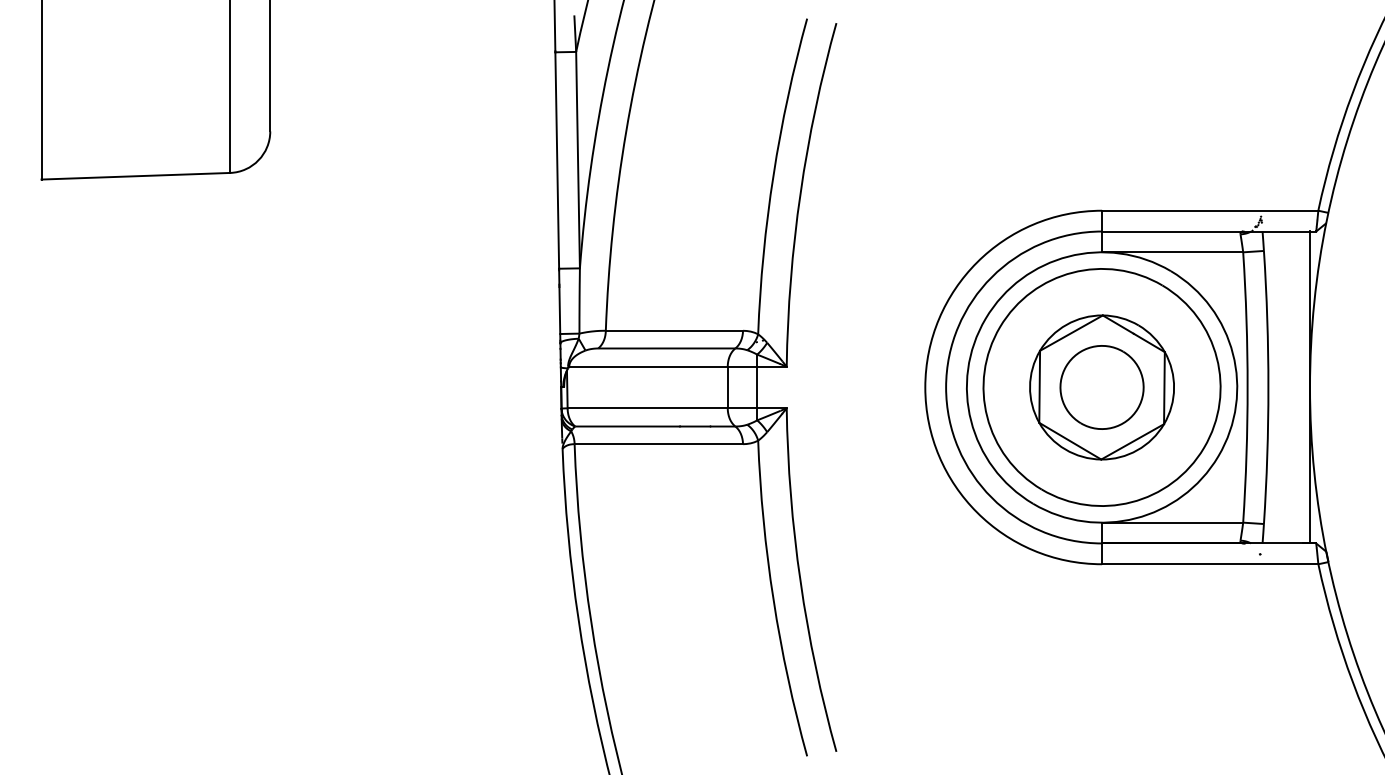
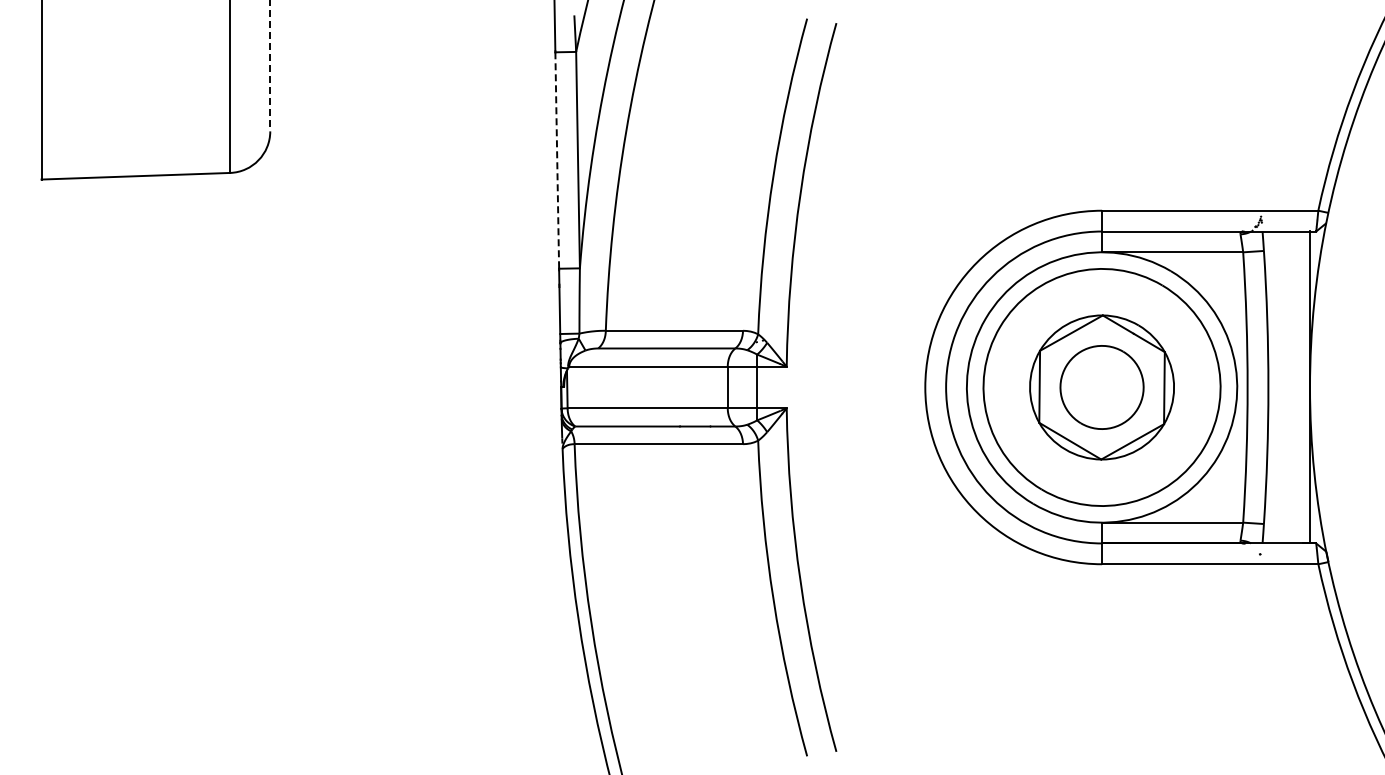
line: solid -> dashed (270, 66)
line: solid -> dashed (557, 161)
